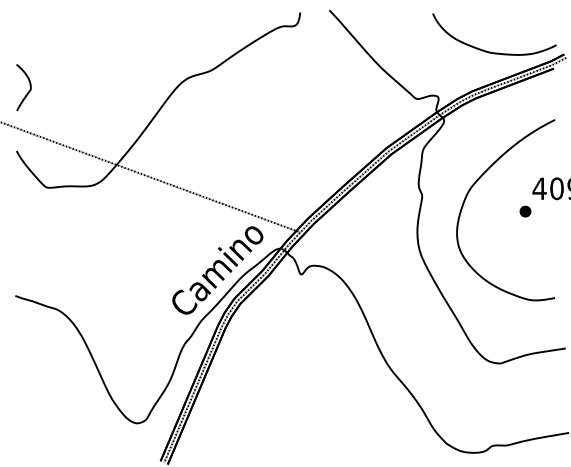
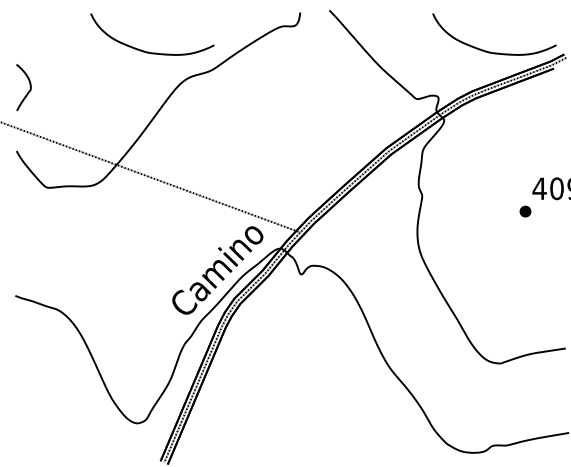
part: none -> present (148, 51)
part: present -> none (474, 185)
